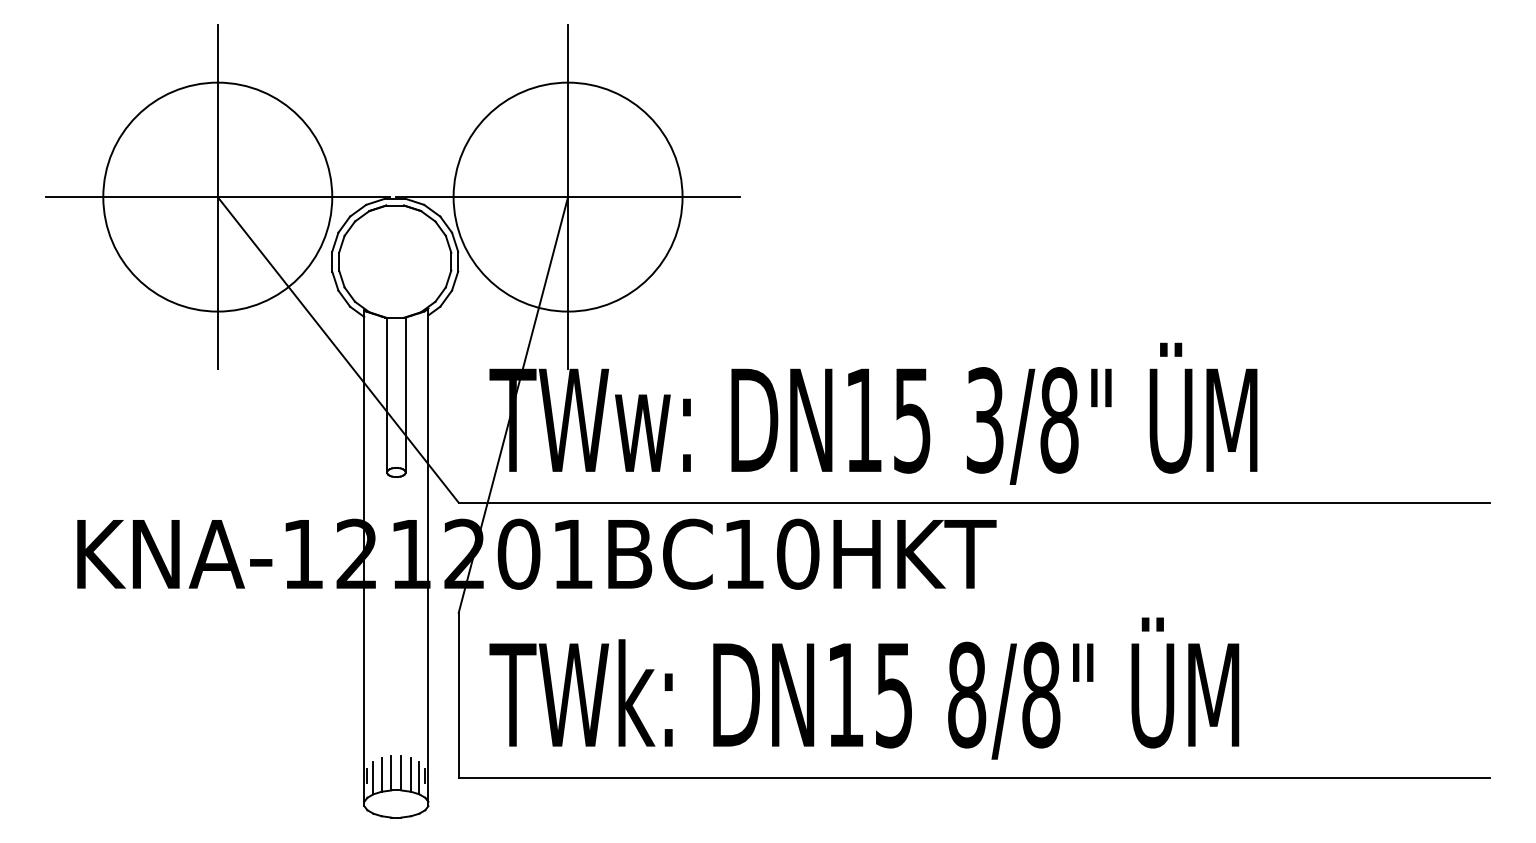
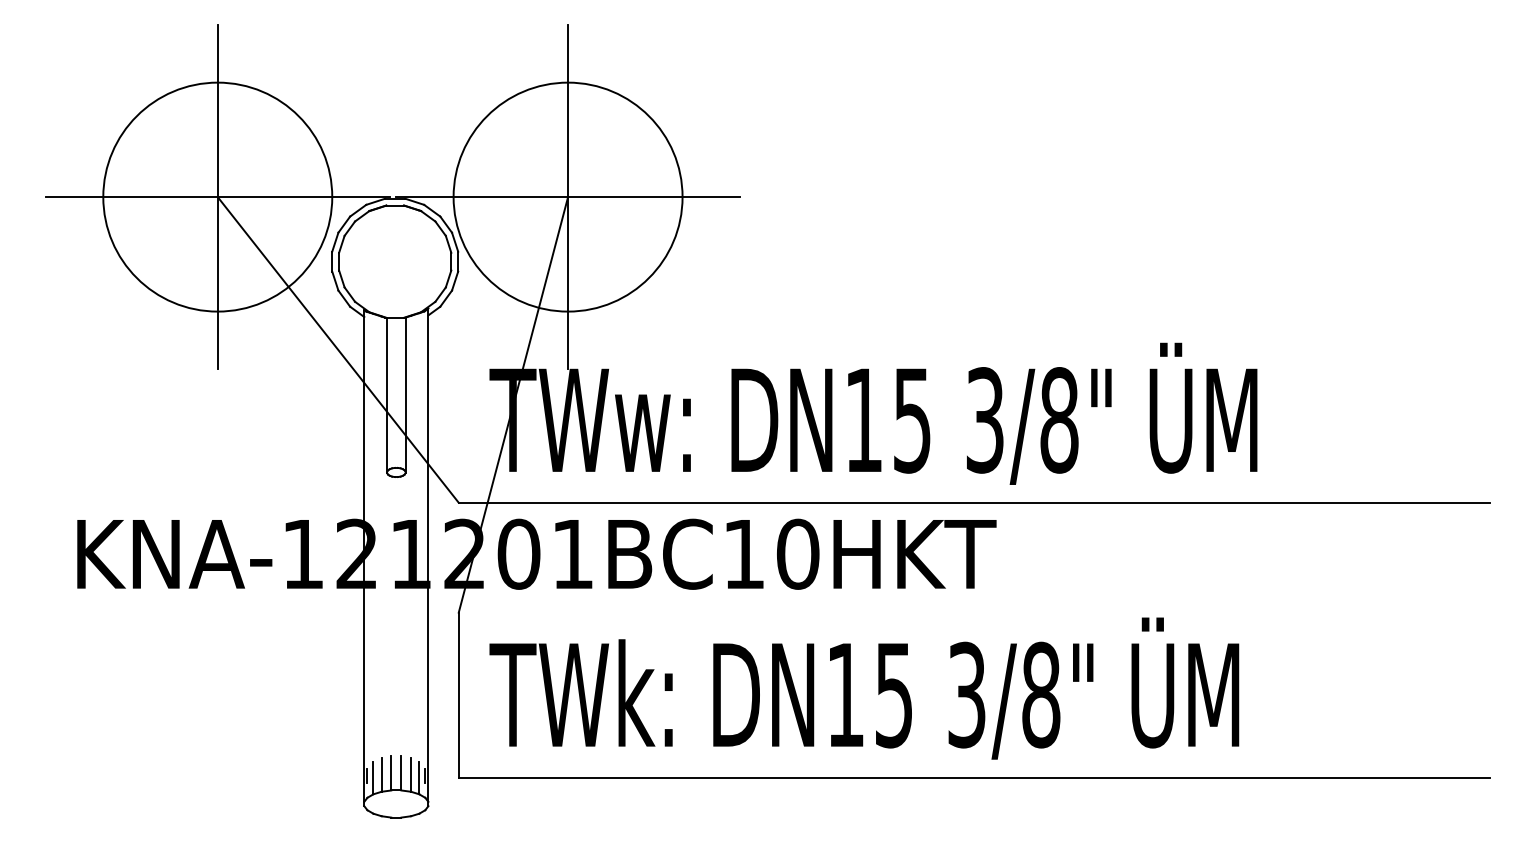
text: 8/8" -> 3/8" (967, 694)
